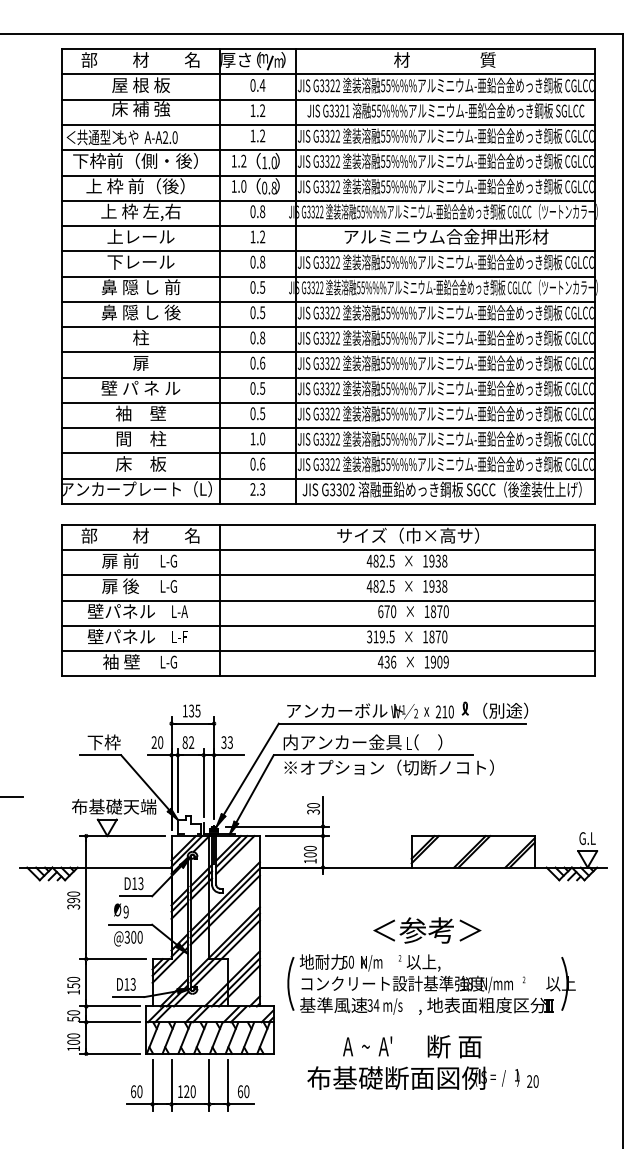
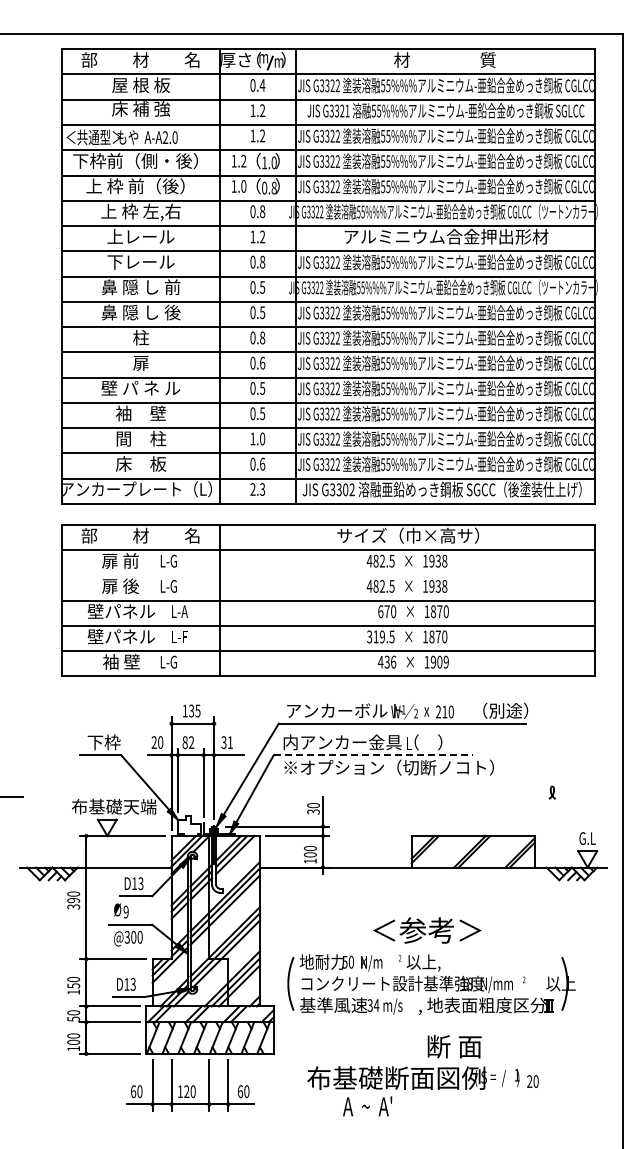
line: present -> none (328, 575)
part position: (464, 708) -> (551, 792) (551, 792)
text: 33 -> 31 (229, 742)
line: solid -> dashed (373, 755)
text position: (367, 1046) -> (367, 1106) (367, 1106)
